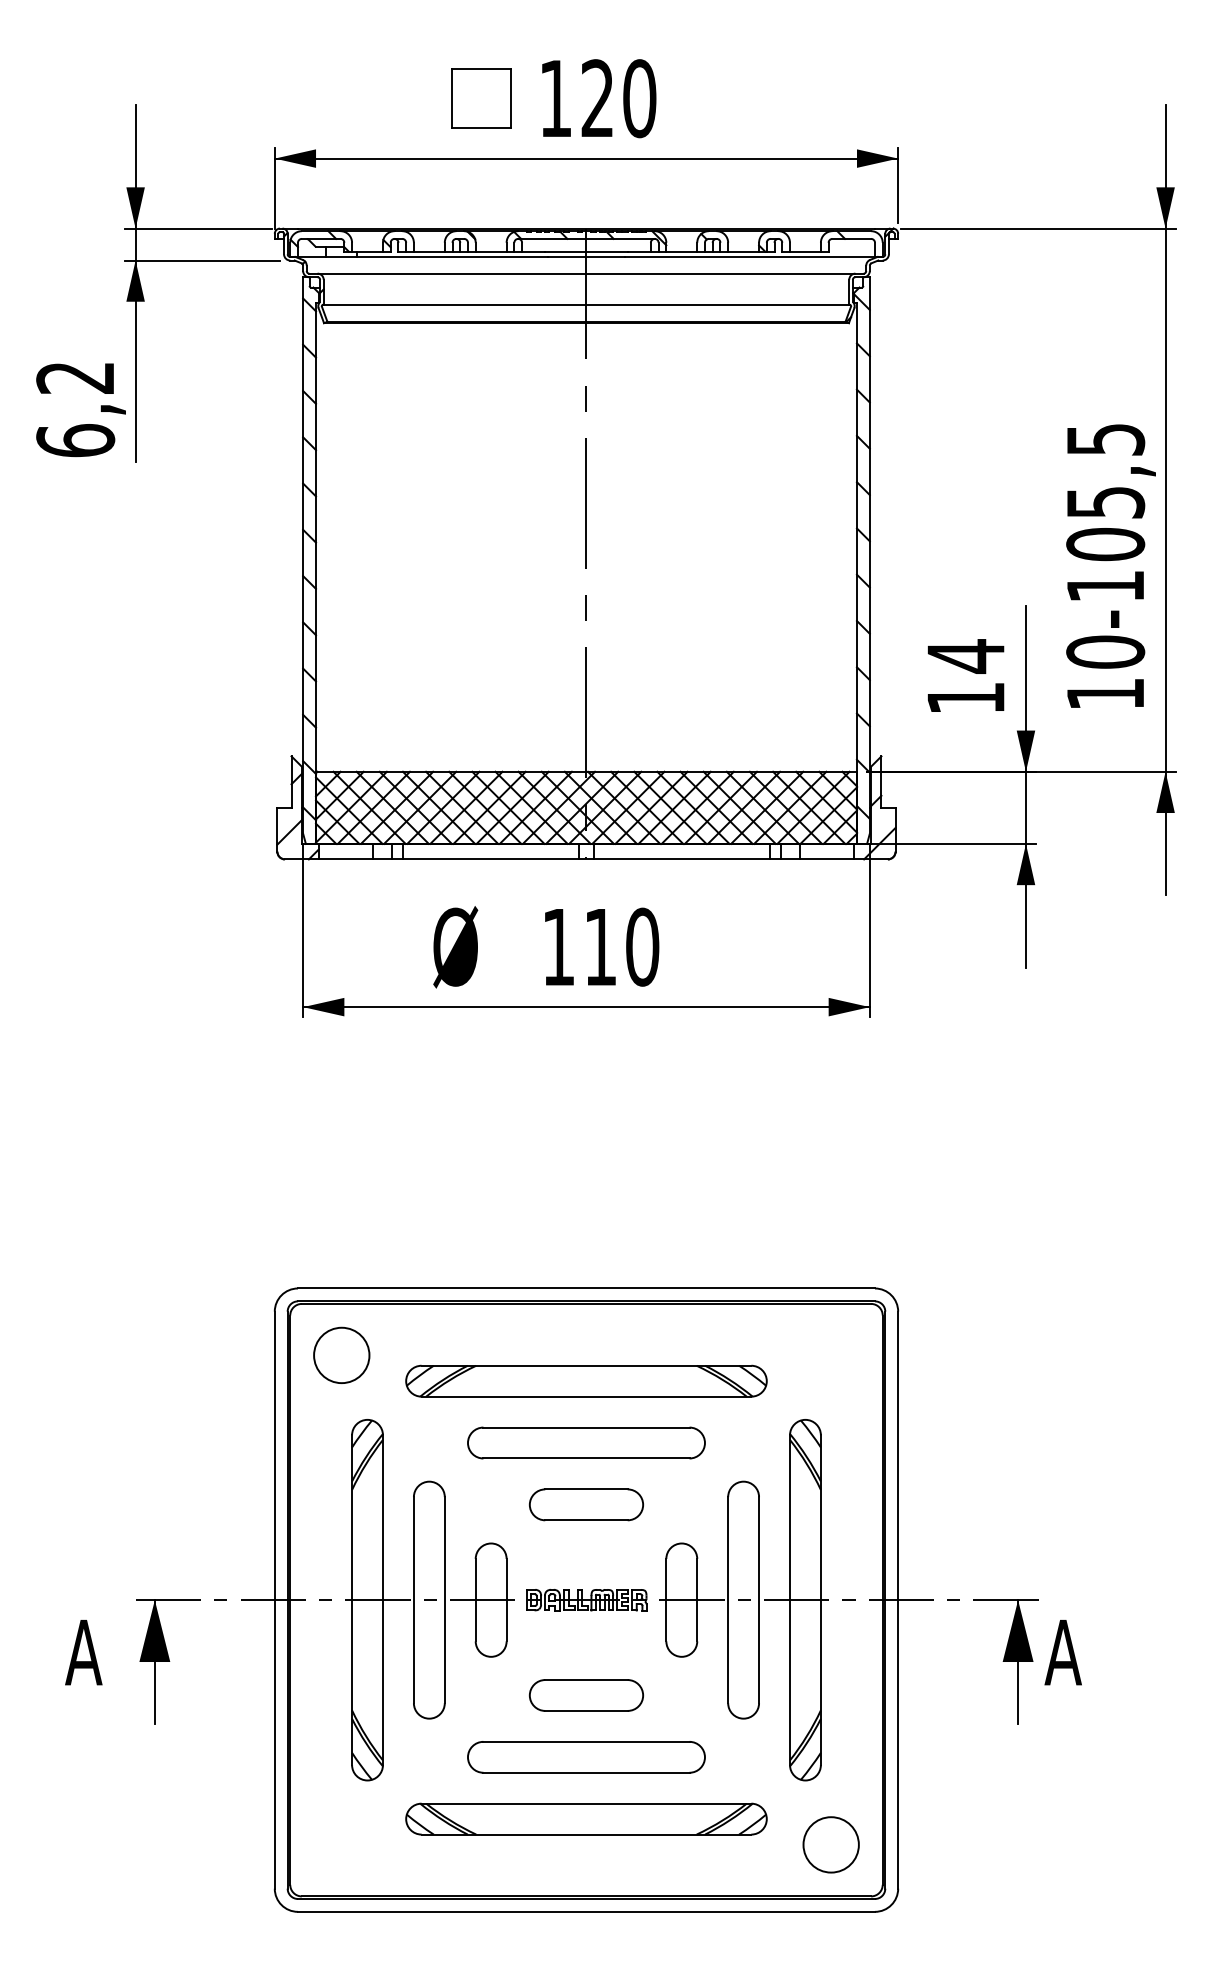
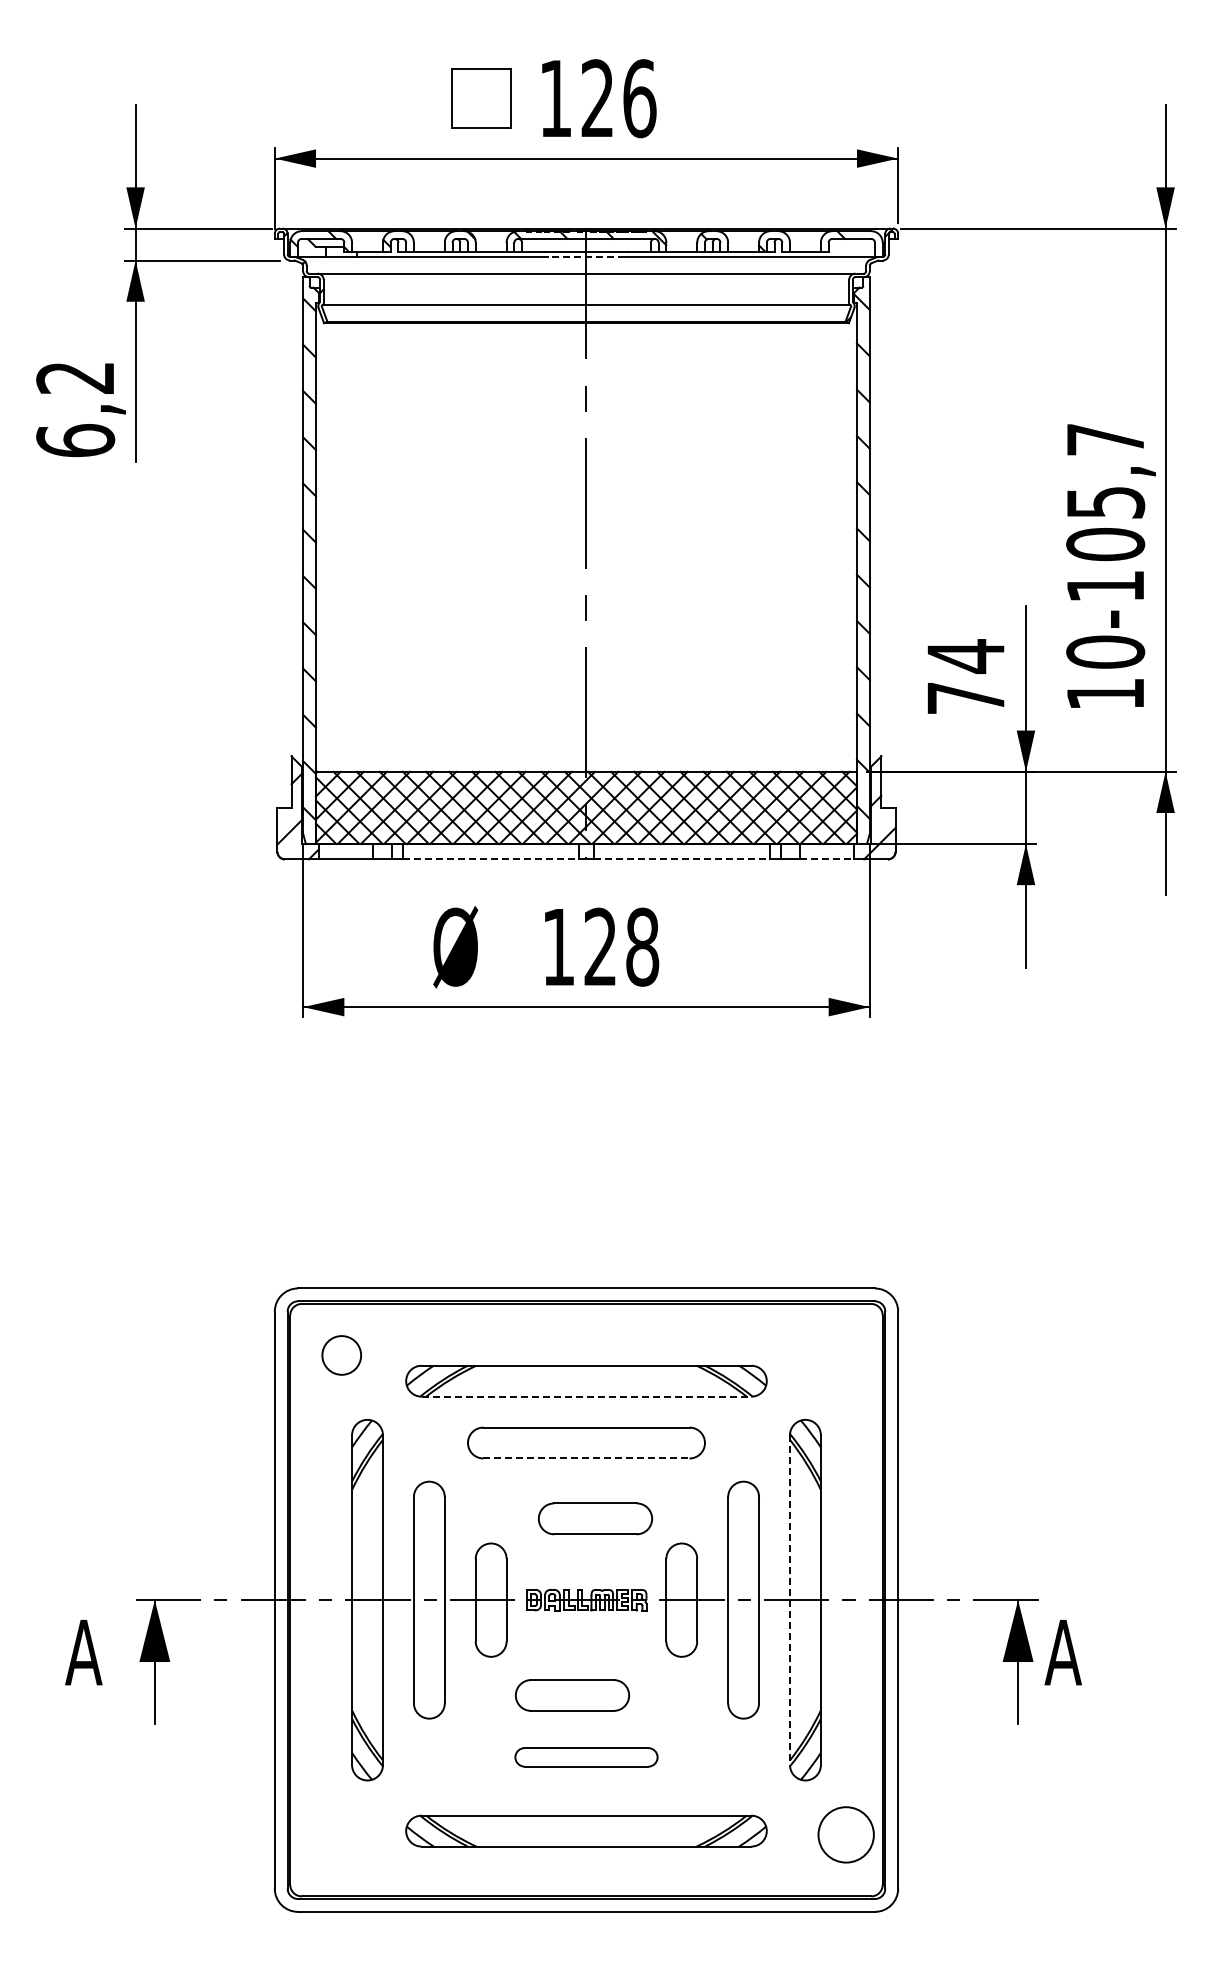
text: 120 -> 126 (639, 98)
line: solid -> dashed (586, 256)
text: 10-105,5 -> 10-105,7 (1106, 439)
text: 14 -> 74 (965, 698)
line: solid -> dashed (491, 859)
line: solid -> dashed (682, 859)
line: solid -> dashed (827, 859)
text: 110 -> 128 (621, 946)
circle diameter: 55 px -> 39 px (341, 1355)
line: solid -> dashed (586, 1396)
line: solid -> dashed (586, 1458)
part position: (585, 1504) -> (594, 1518) (594, 1518)
line: solid -> dashed (789, 1600)
part position: (586, 1695) -> (572, 1695) (572, 1695)
part size: 239x33 px -> 145x21 px (586, 1757)
part position: (586, 1818) -> (586, 1830) (586, 1830)
circle position: (830, 1844) -> (845, 1834) (845, 1834)
